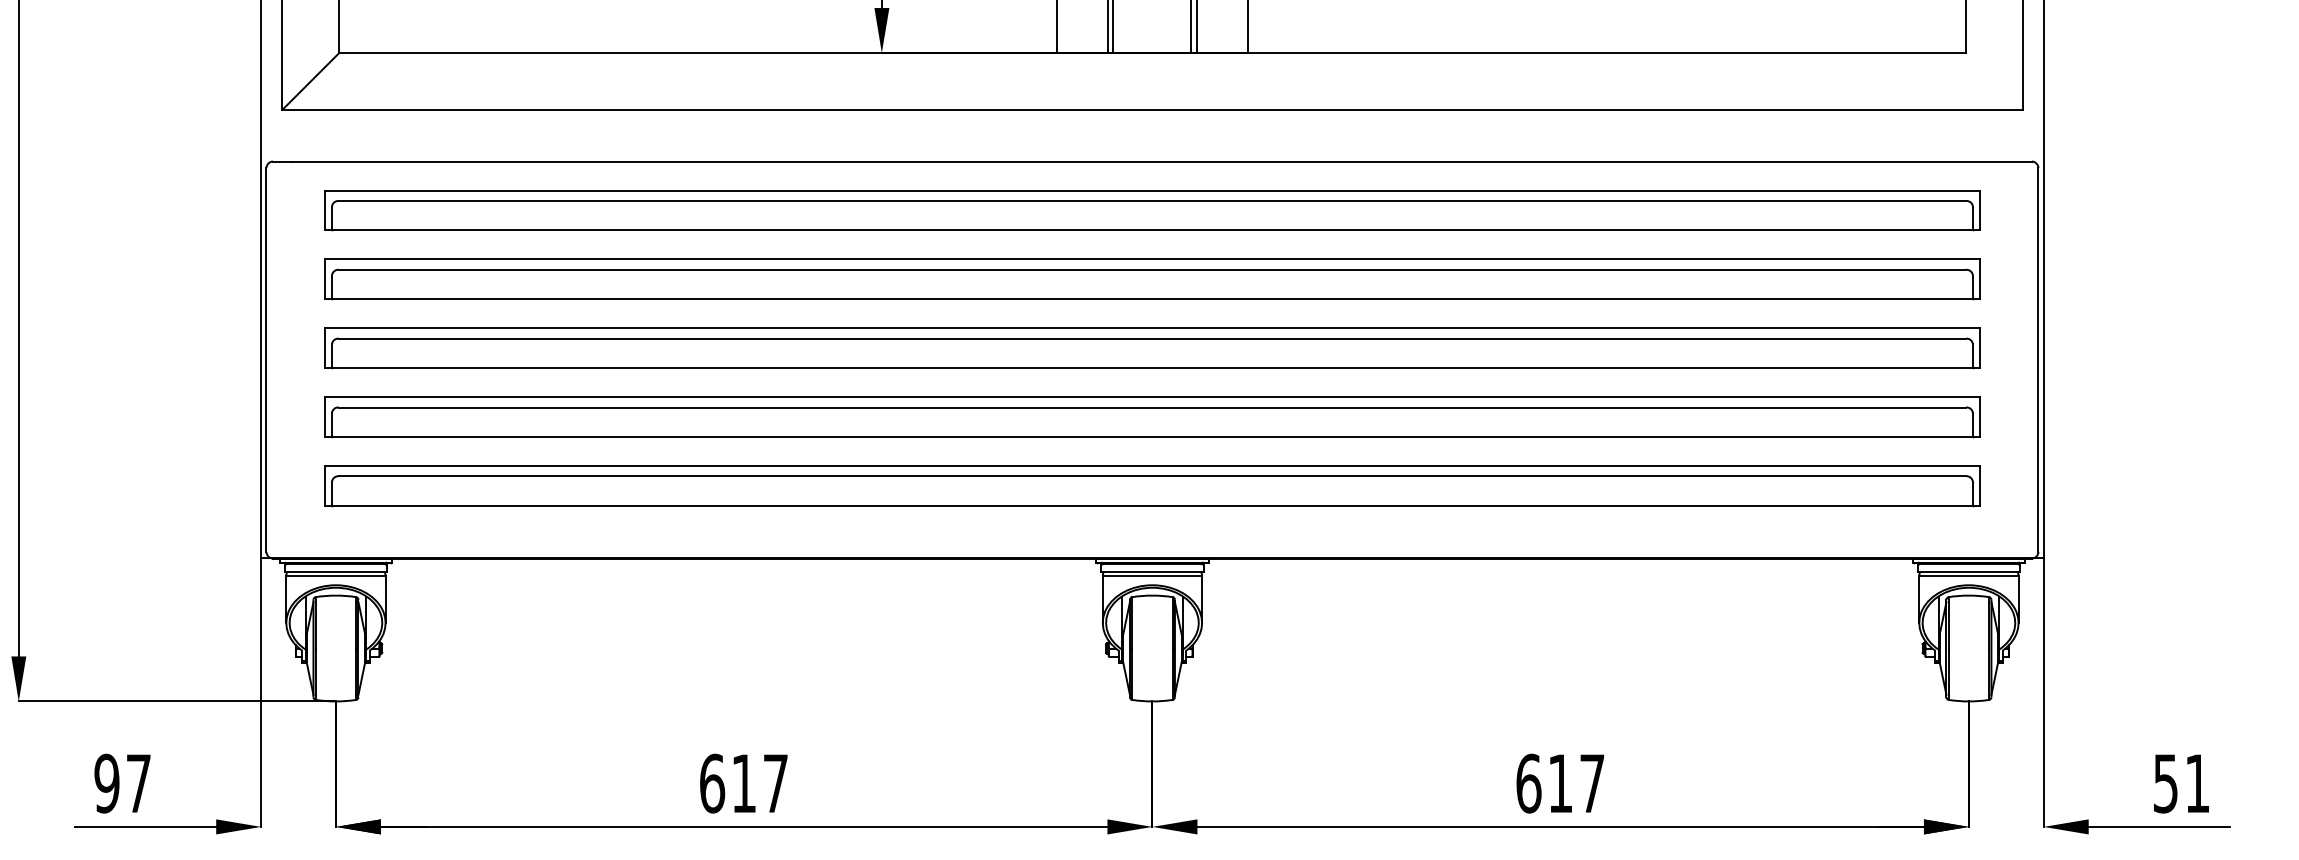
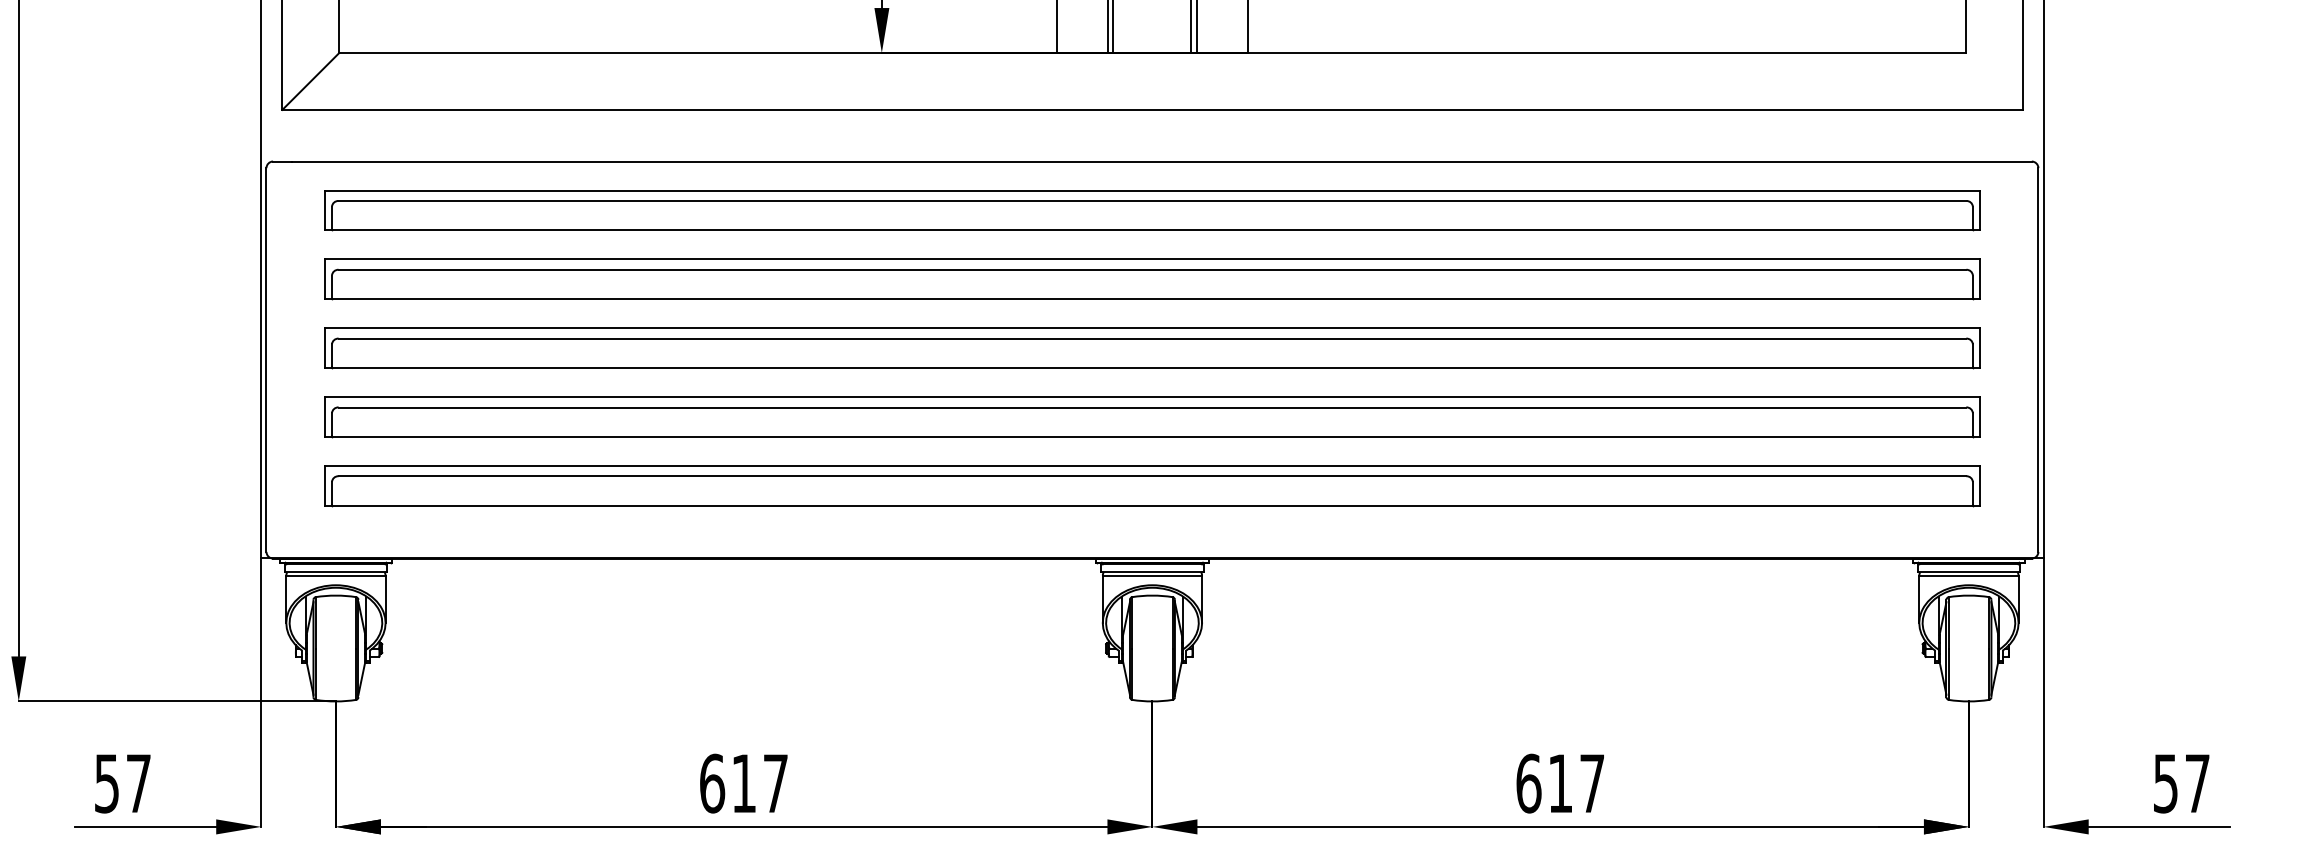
text: 97 -> 57 (106, 783)
text: 51 -> 57 (2197, 783)
